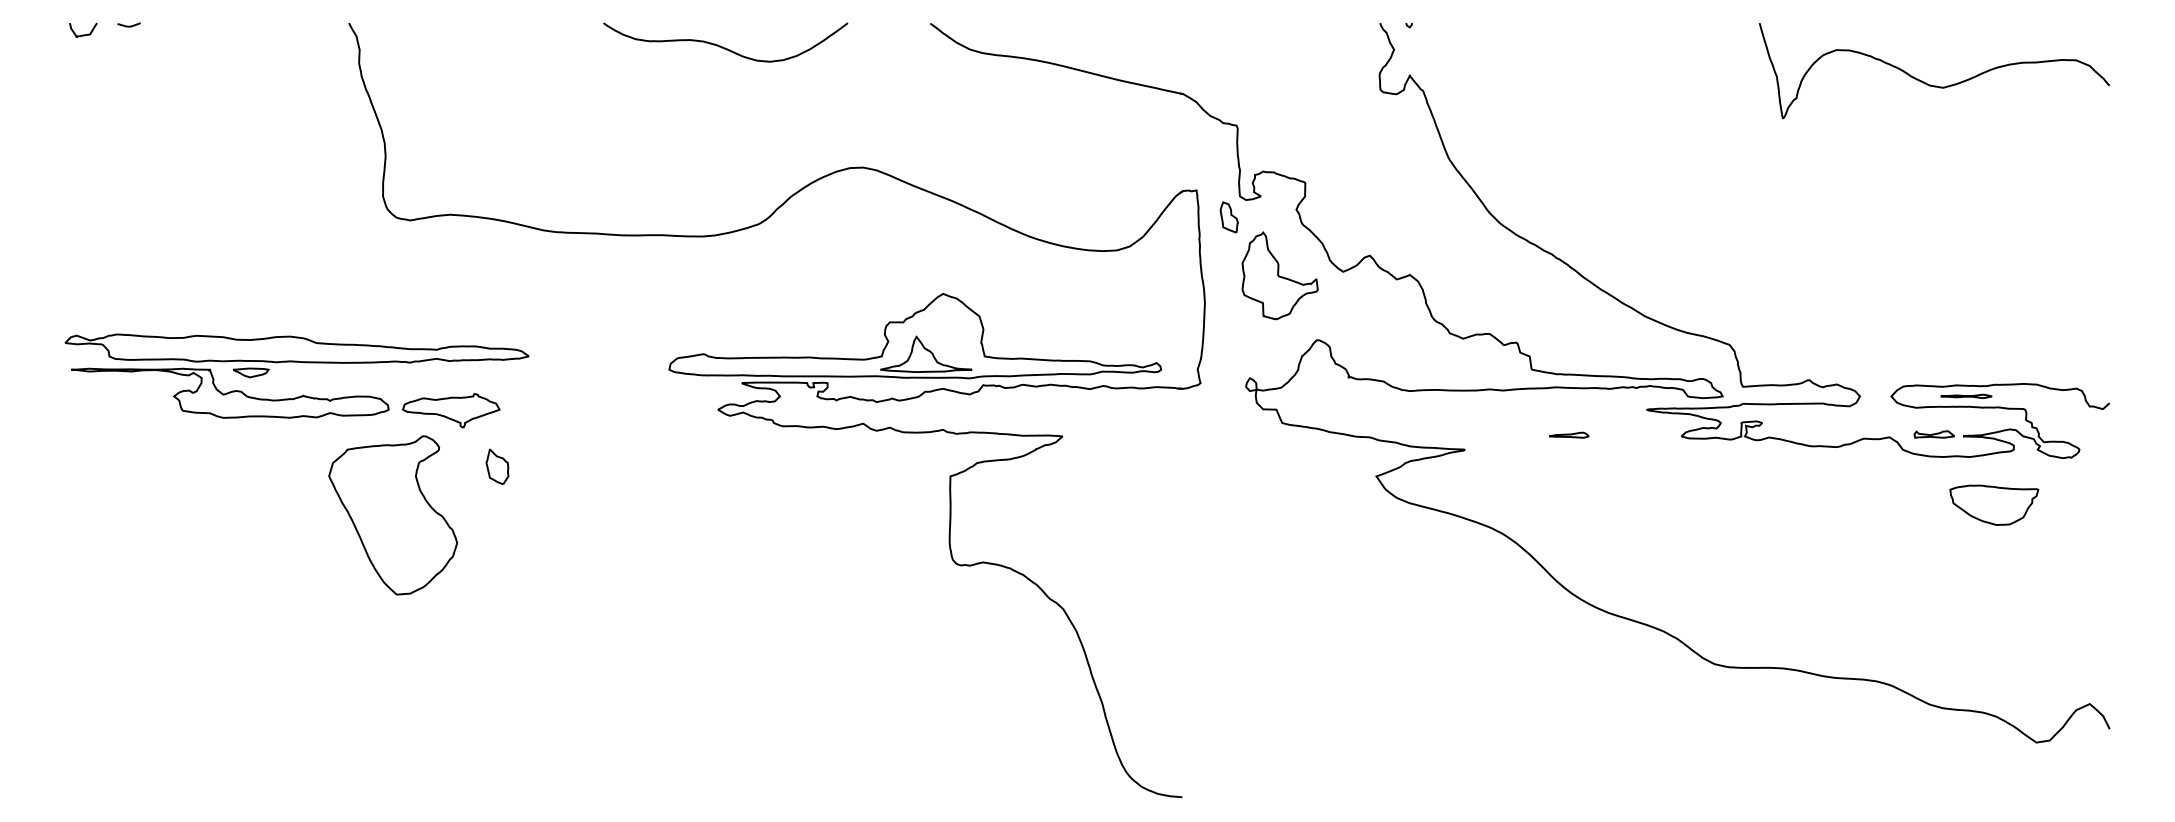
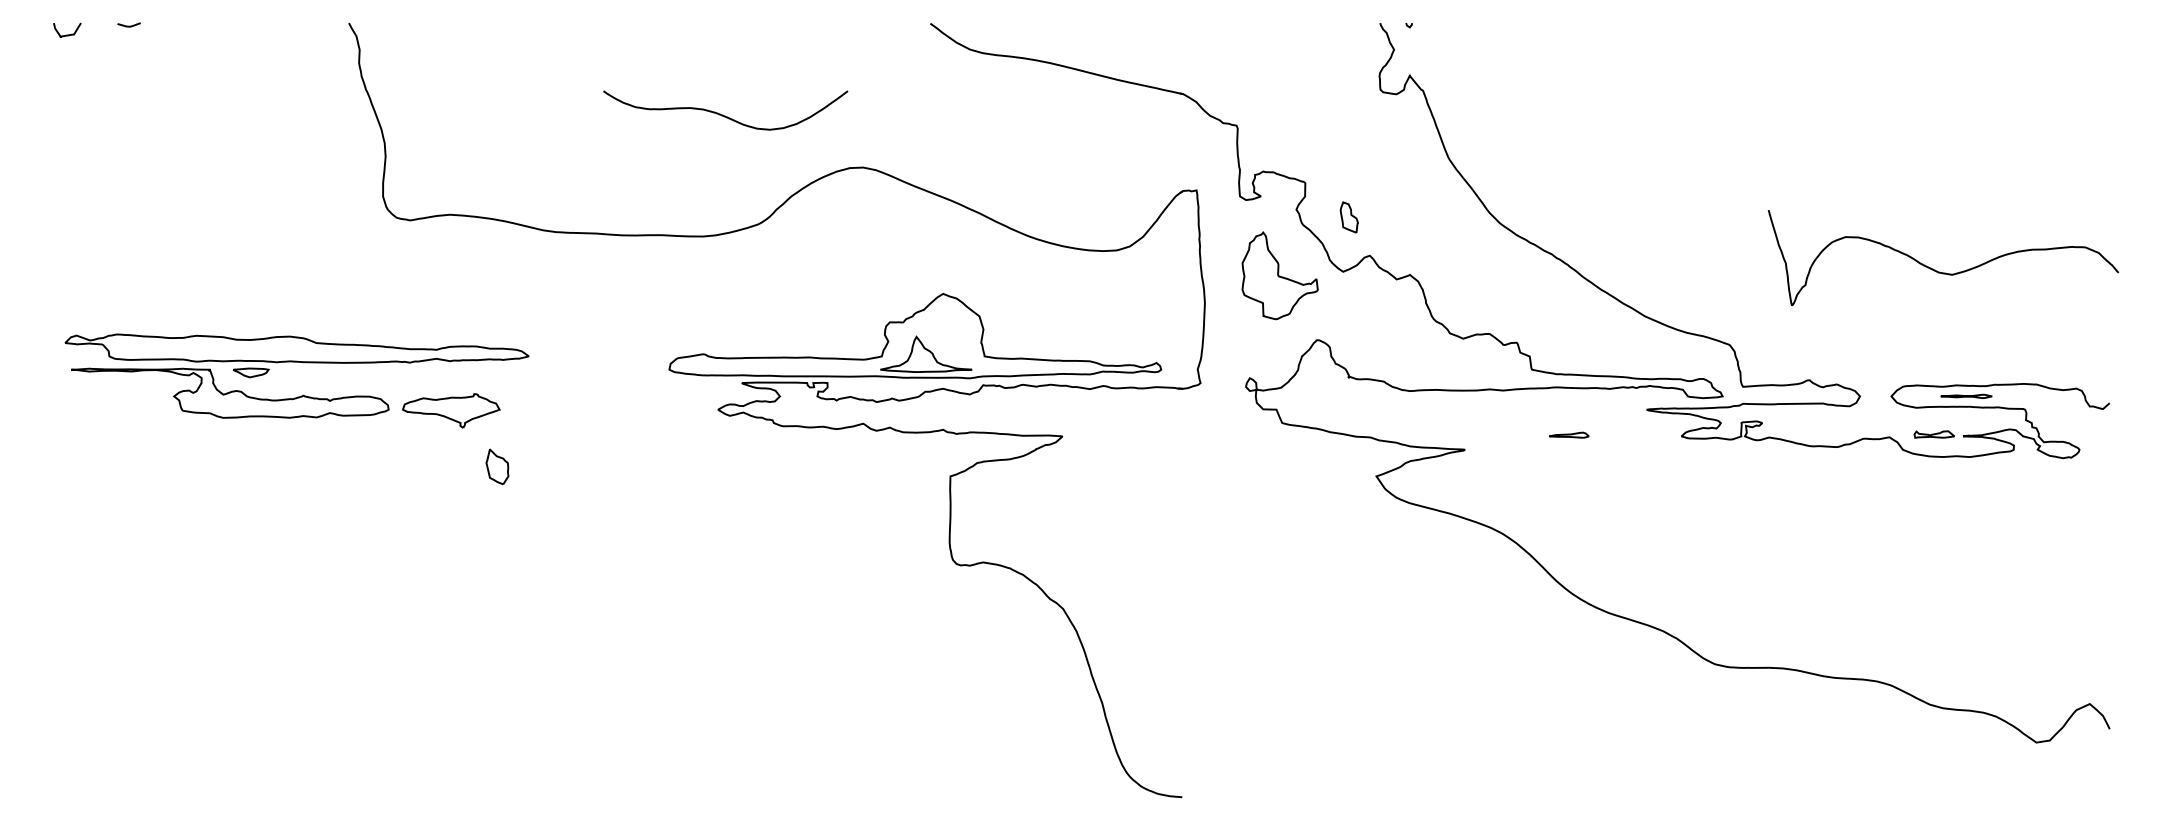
curve position: (83, 34) -> (67, 34) (67, 34)
curve position: (722, 46) -> (722, 114) (722, 114)
curve position: (1928, 83) -> (1937, 270) (1937, 270)
part position: (1228, 217) -> (1348, 217) (1348, 217)
part: present -> none (1994, 504)
part: present -> none (392, 515)
